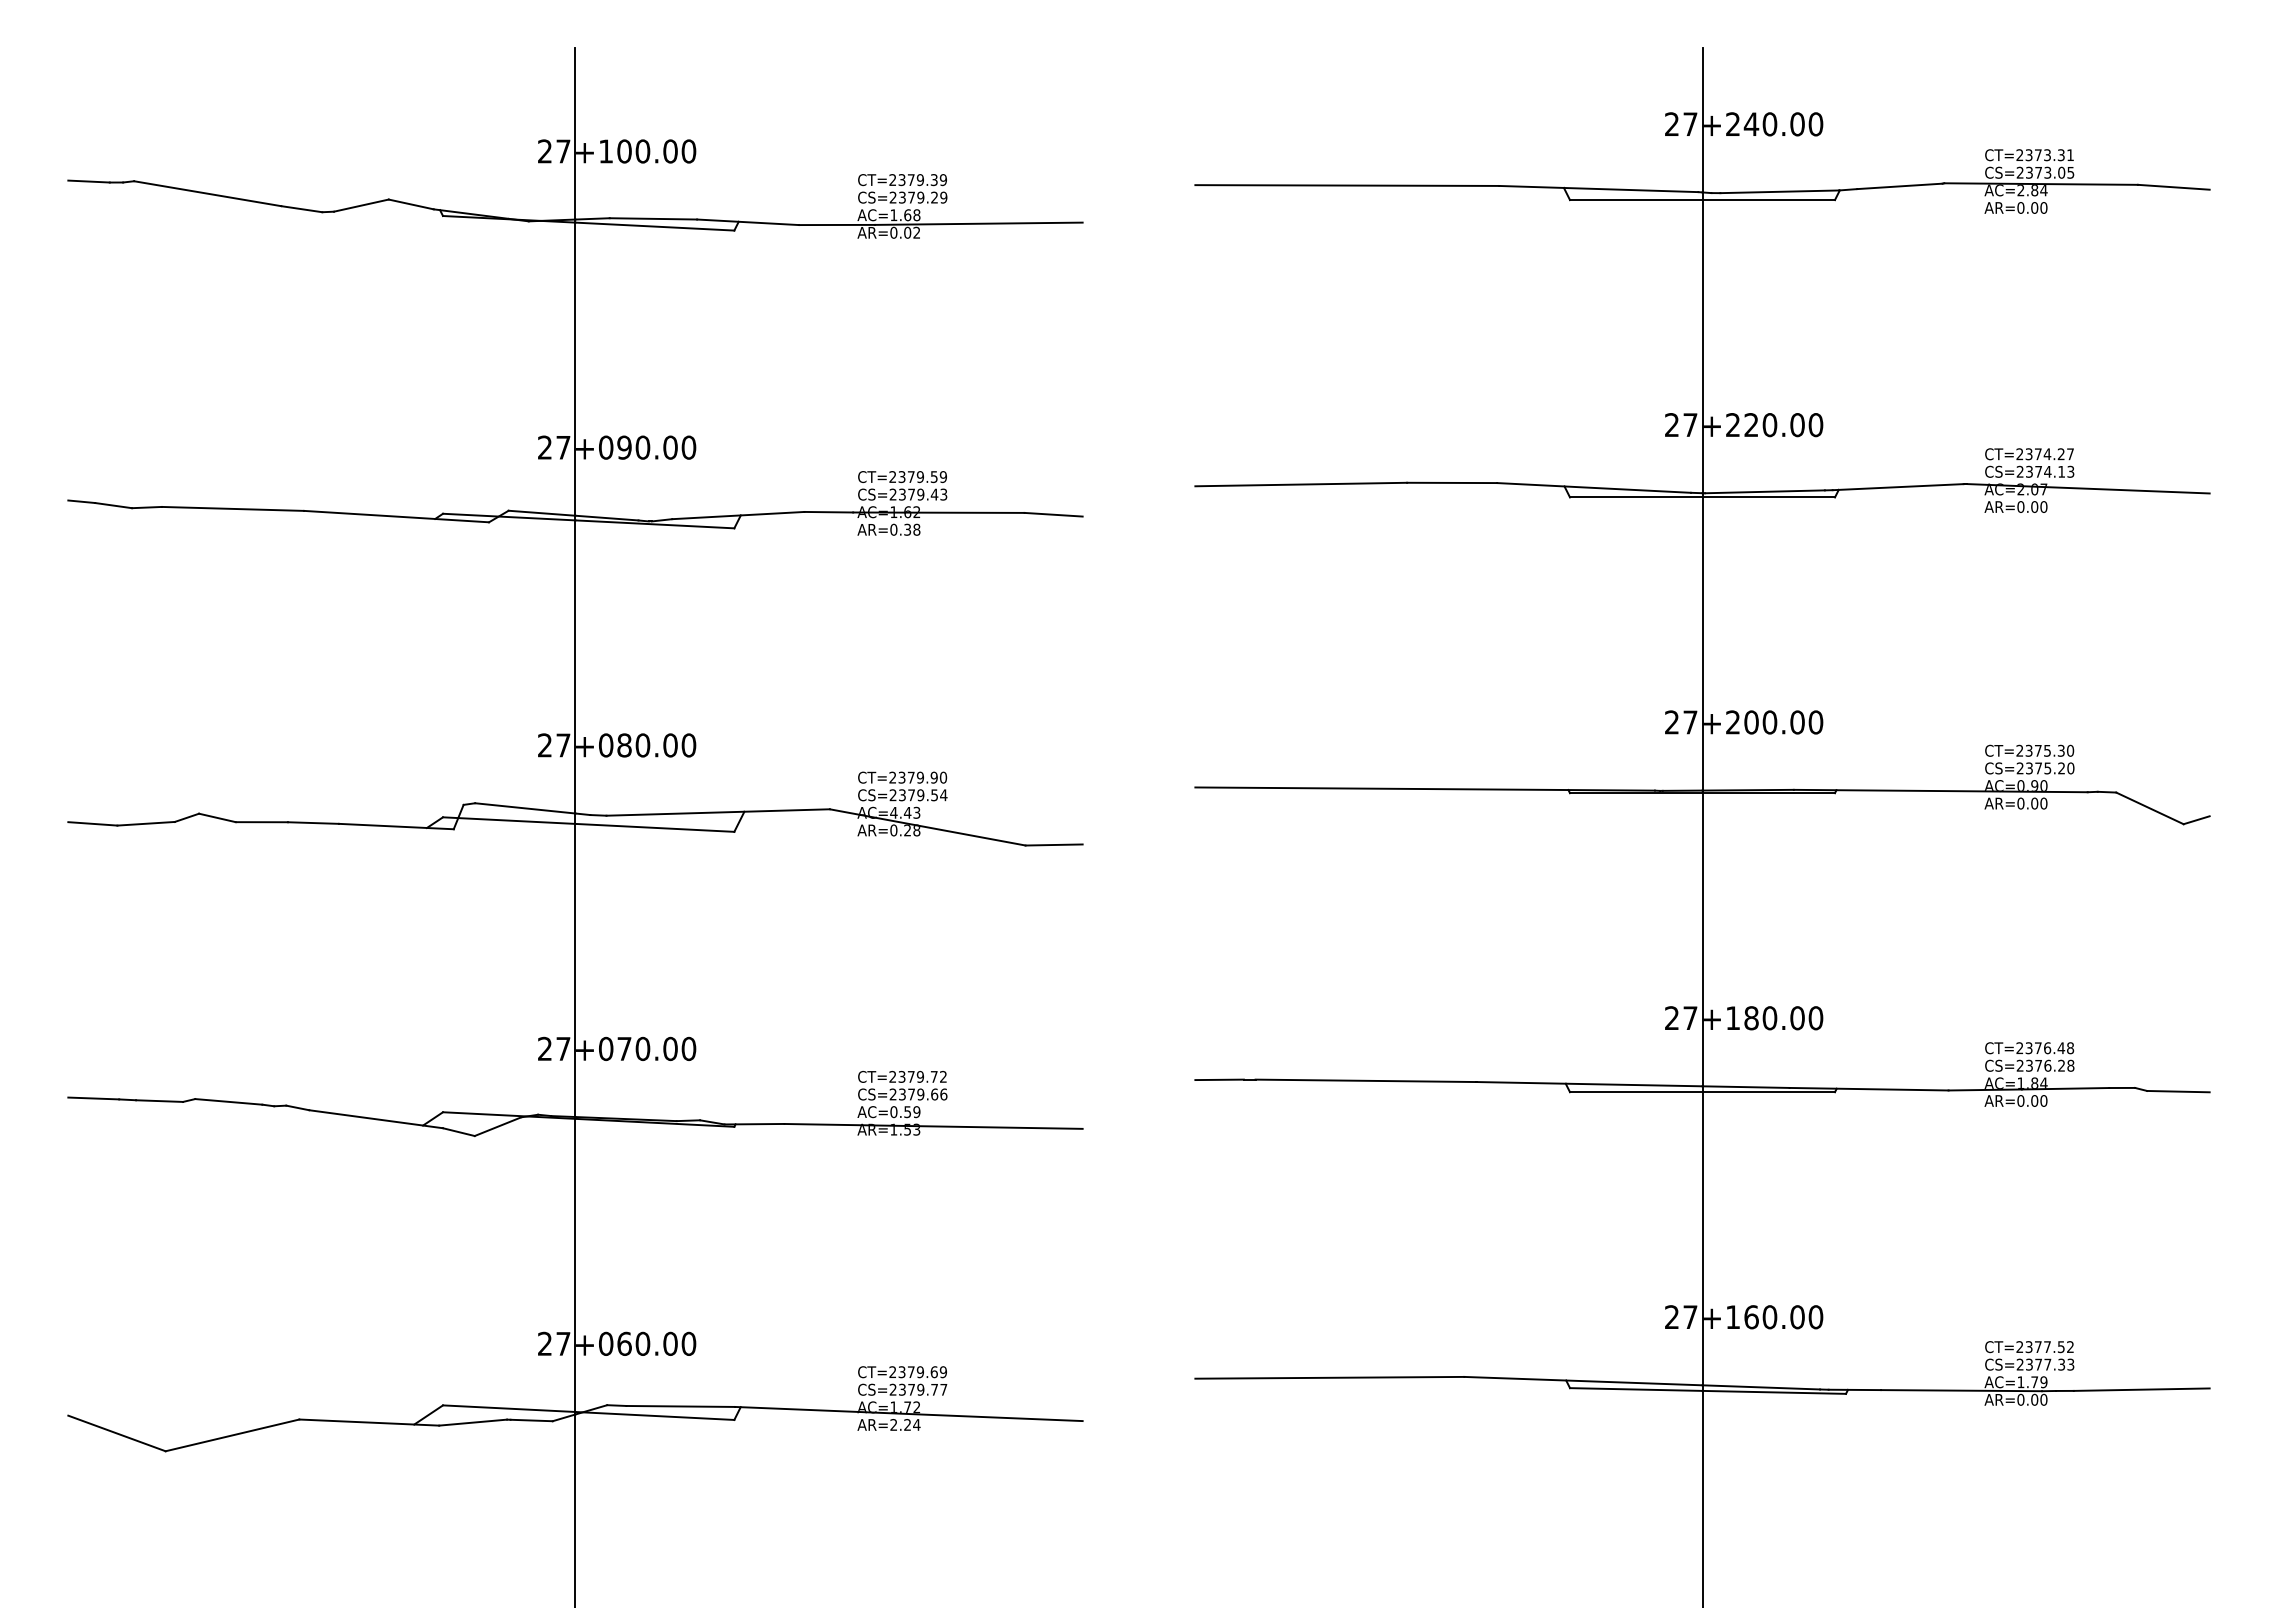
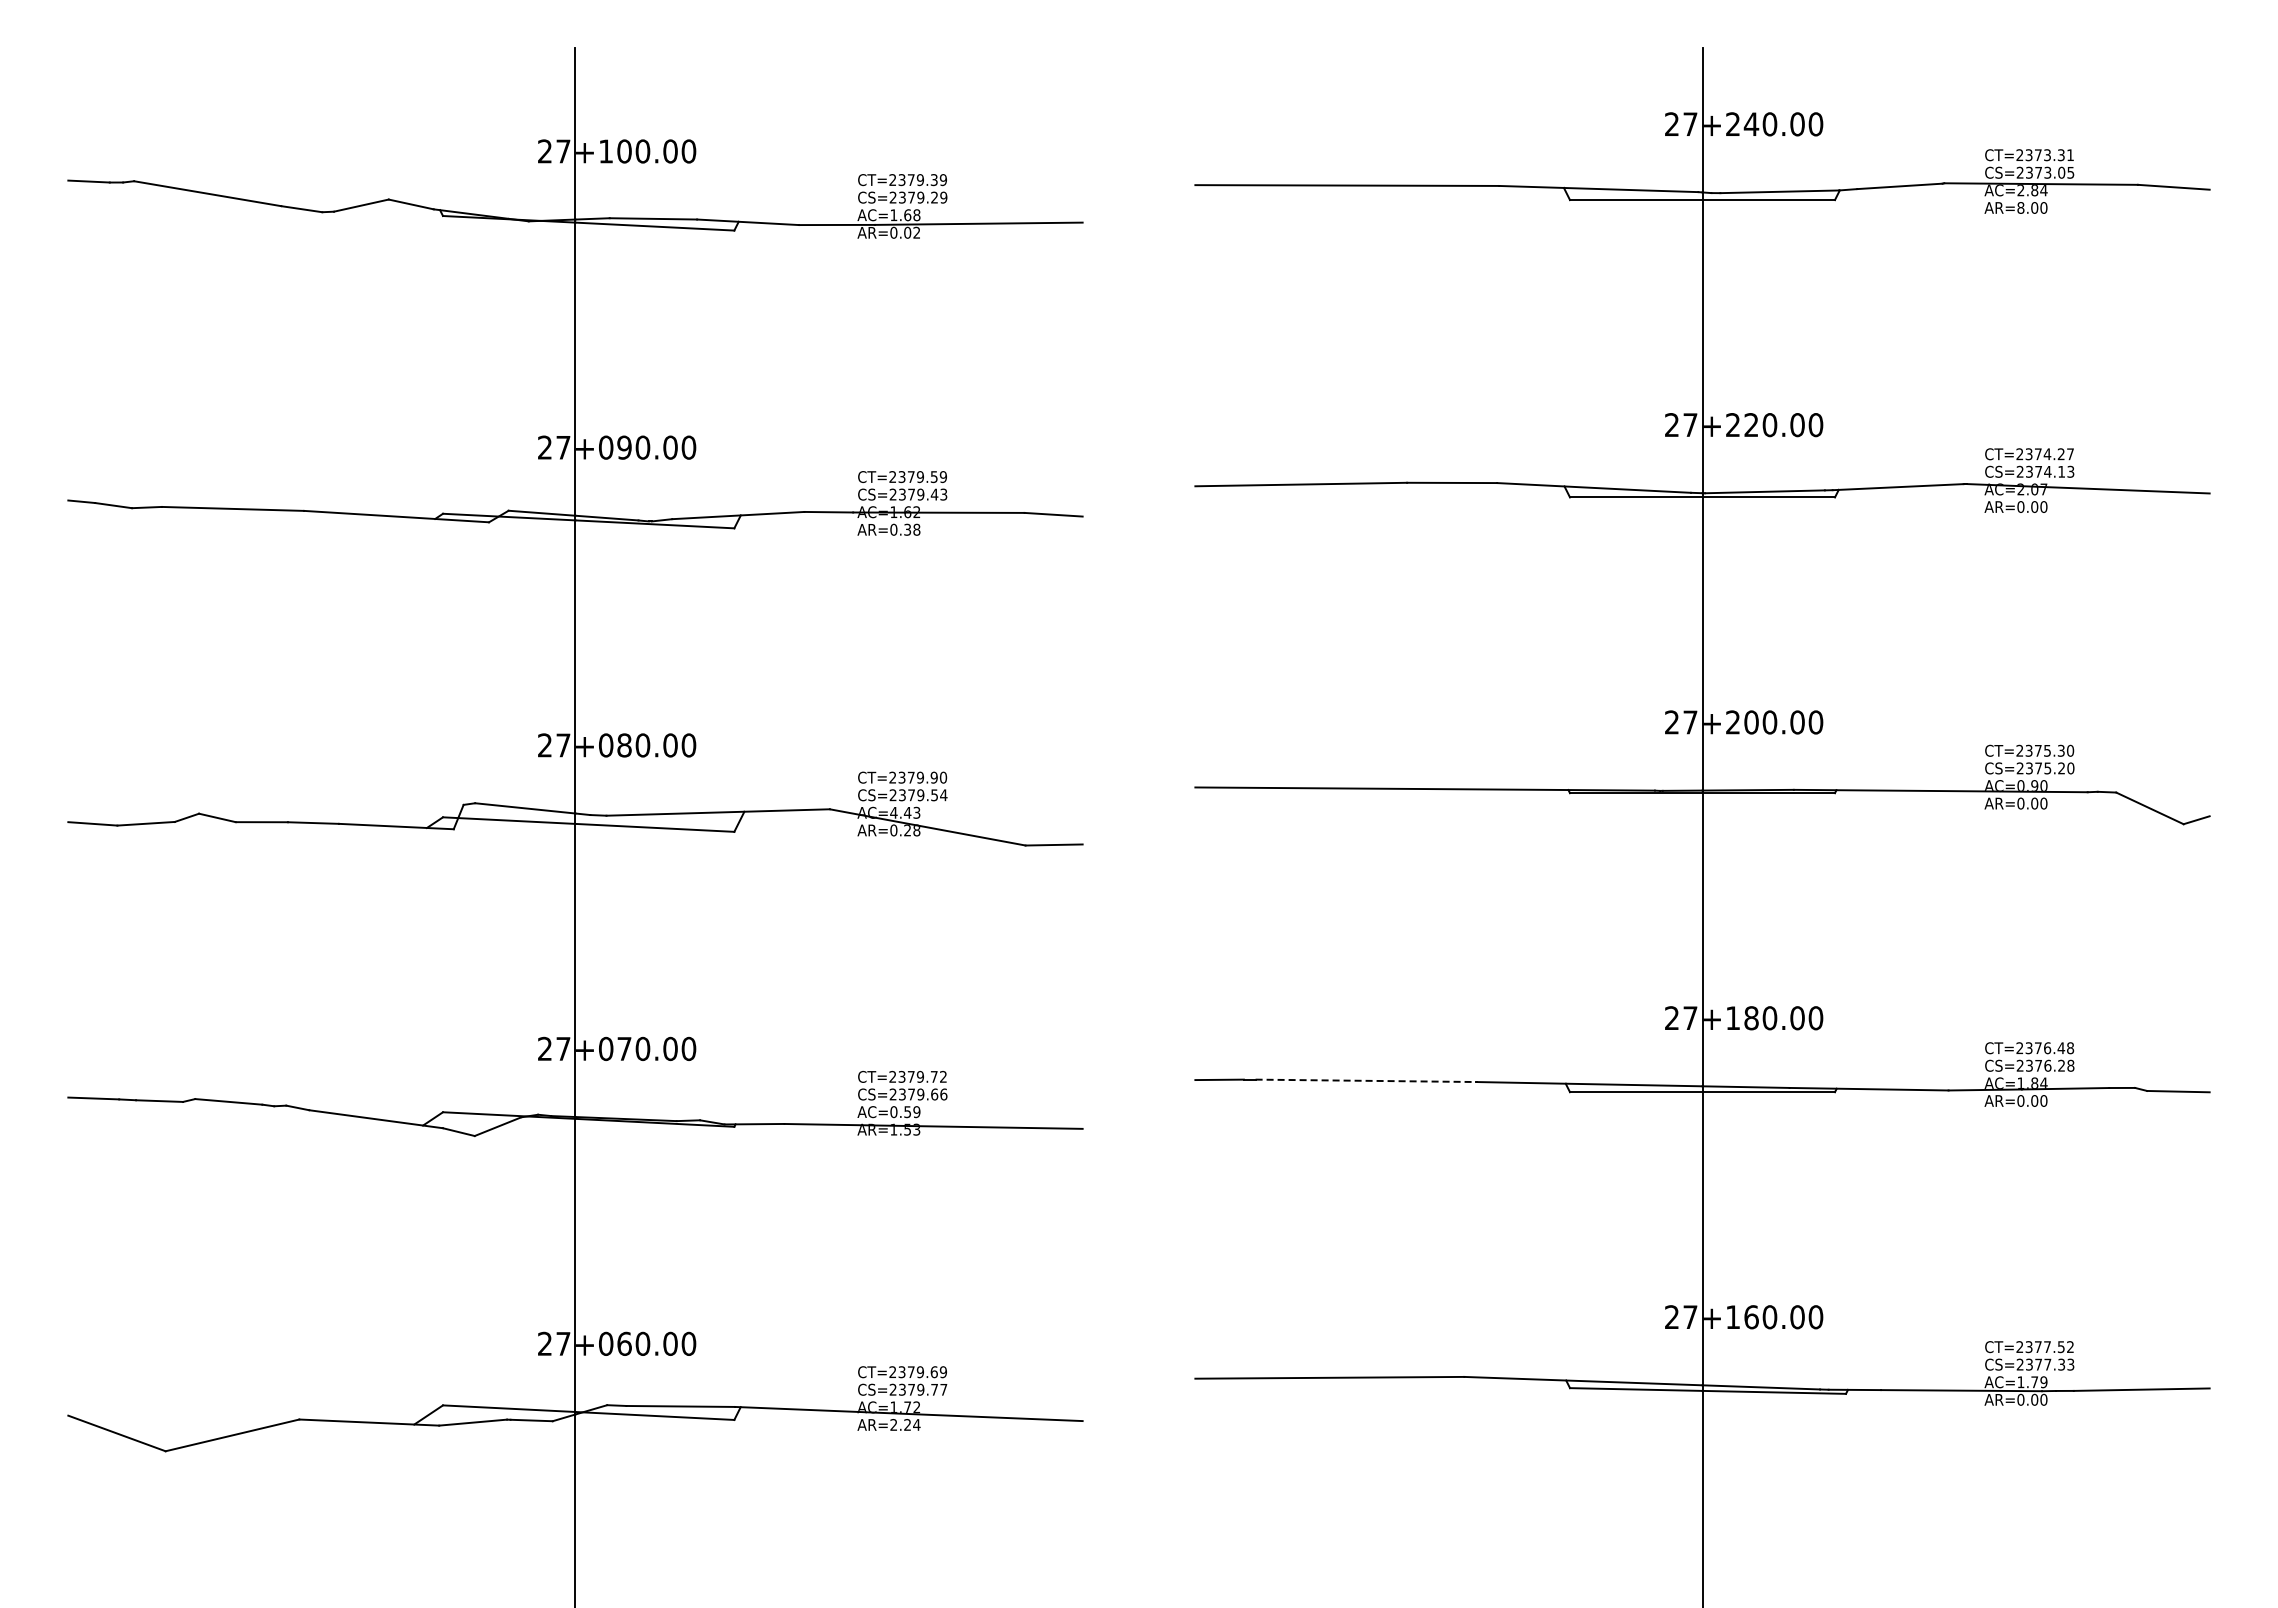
text: AR=0.00 -> AR=8.00 (2020, 207)
line: solid -> dashed (1366, 1080)
